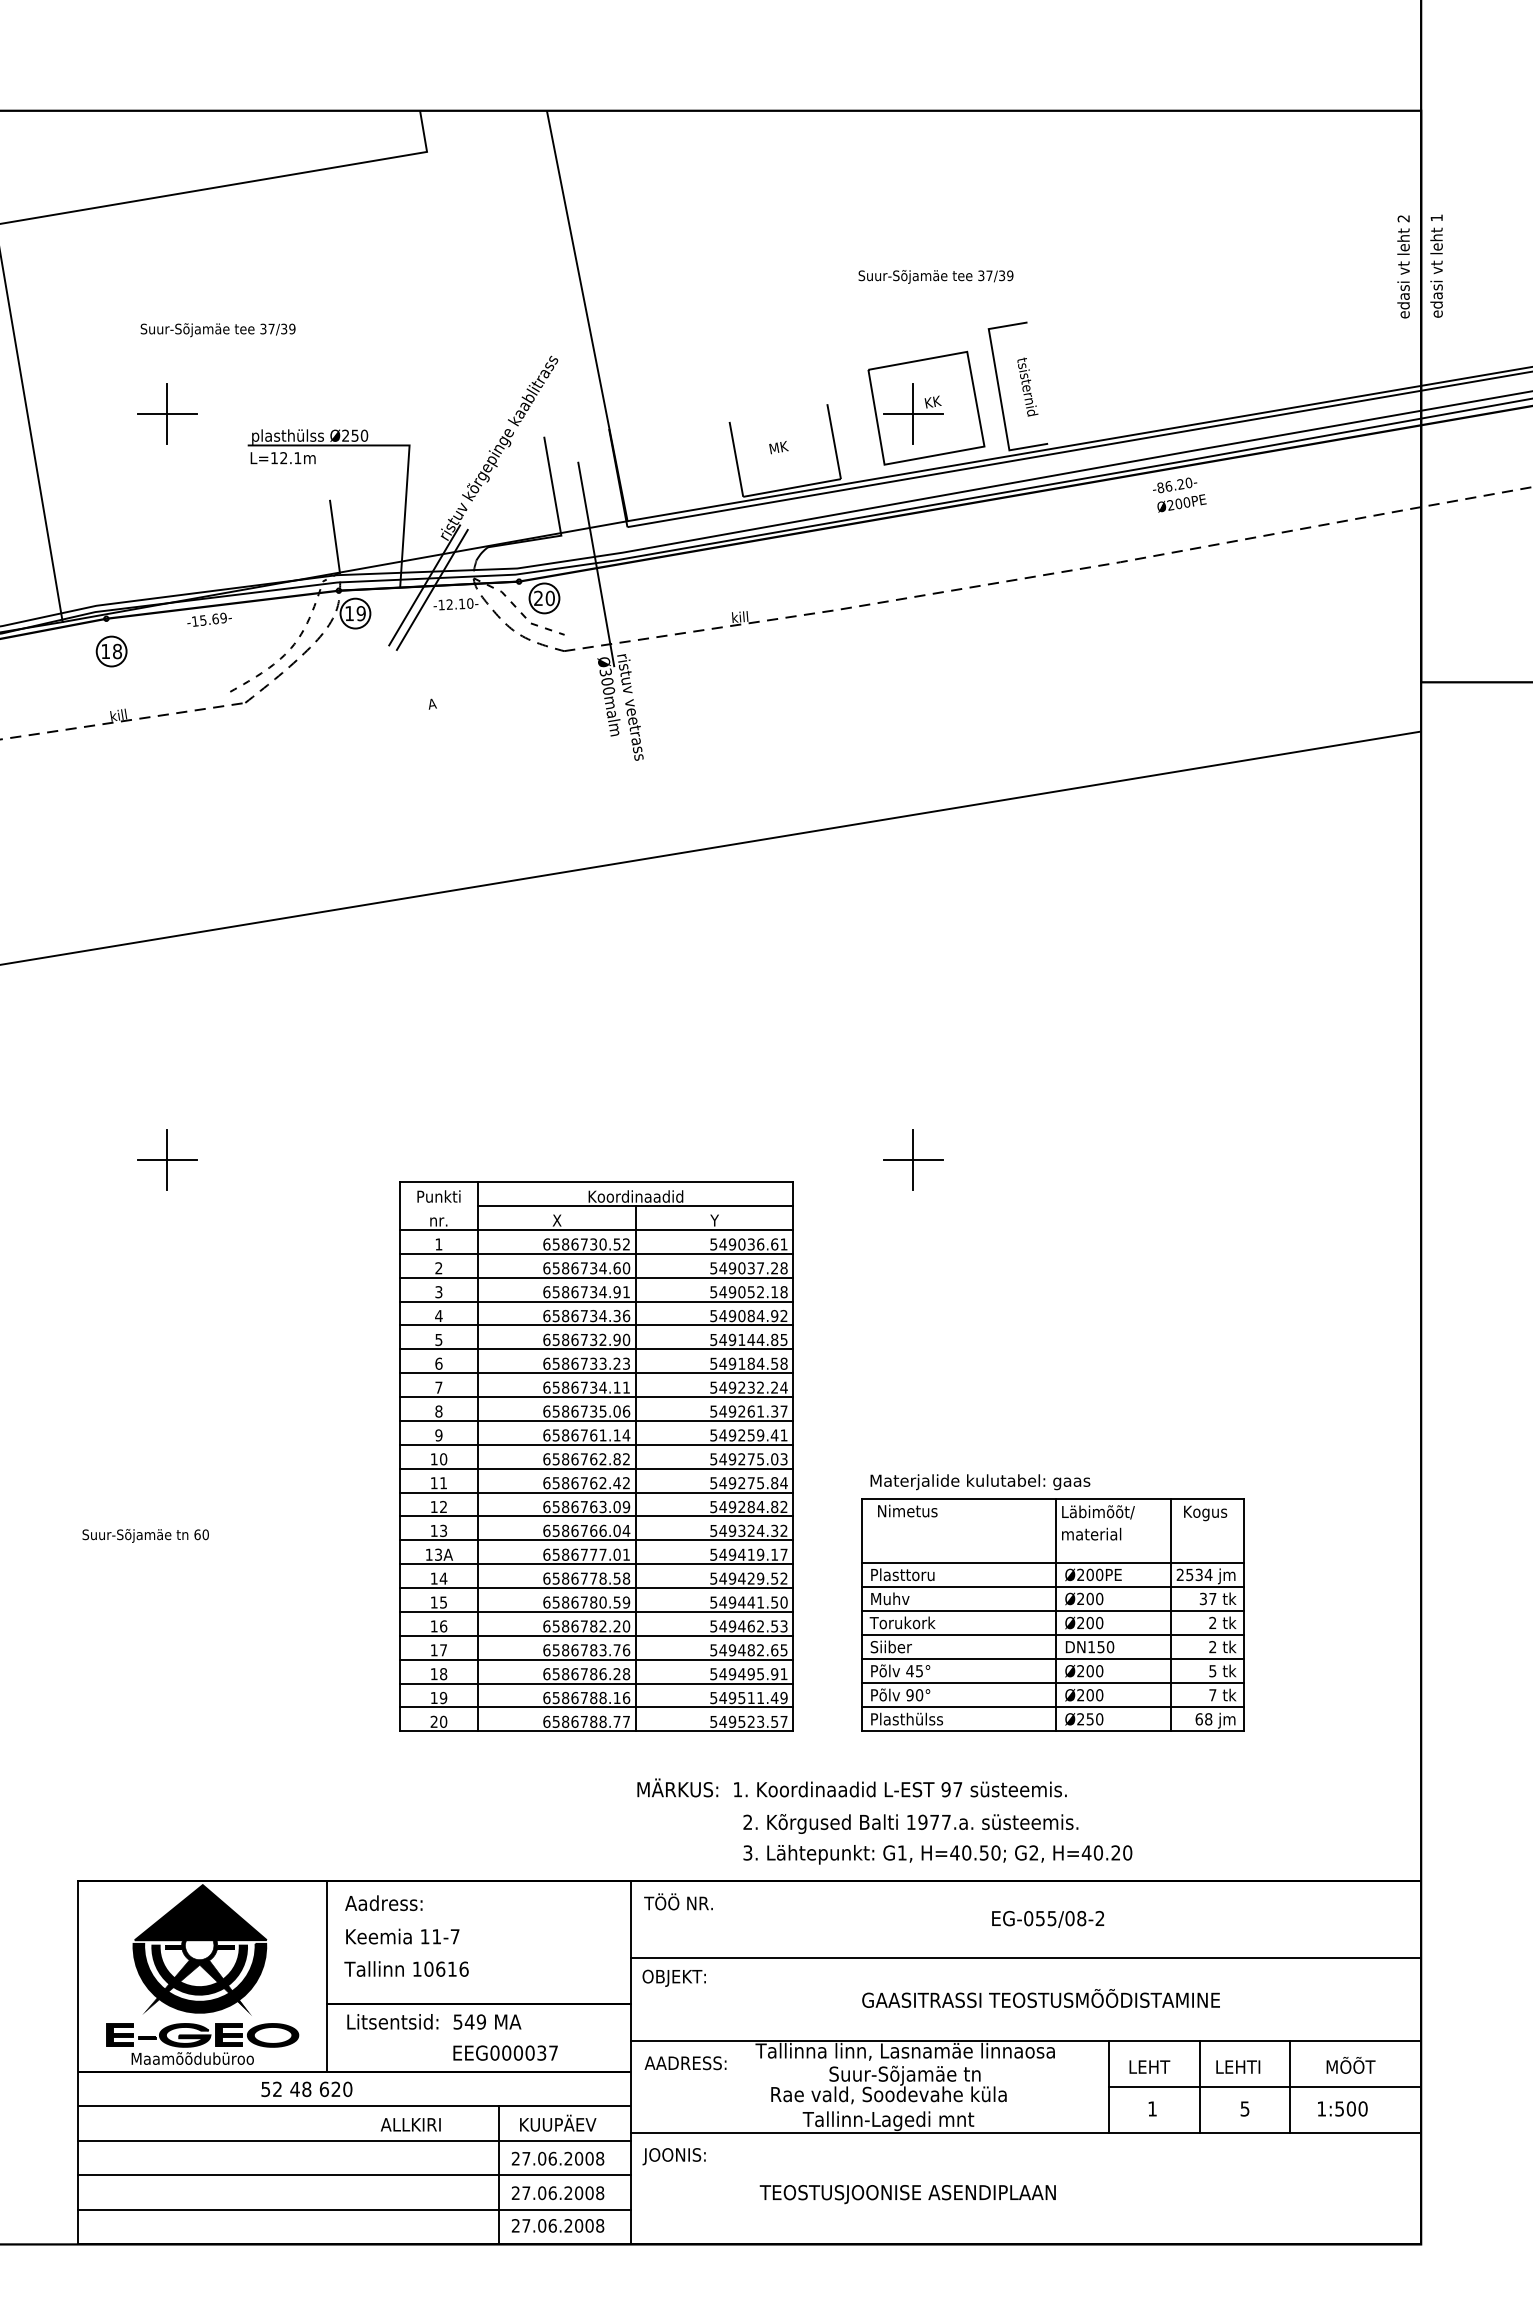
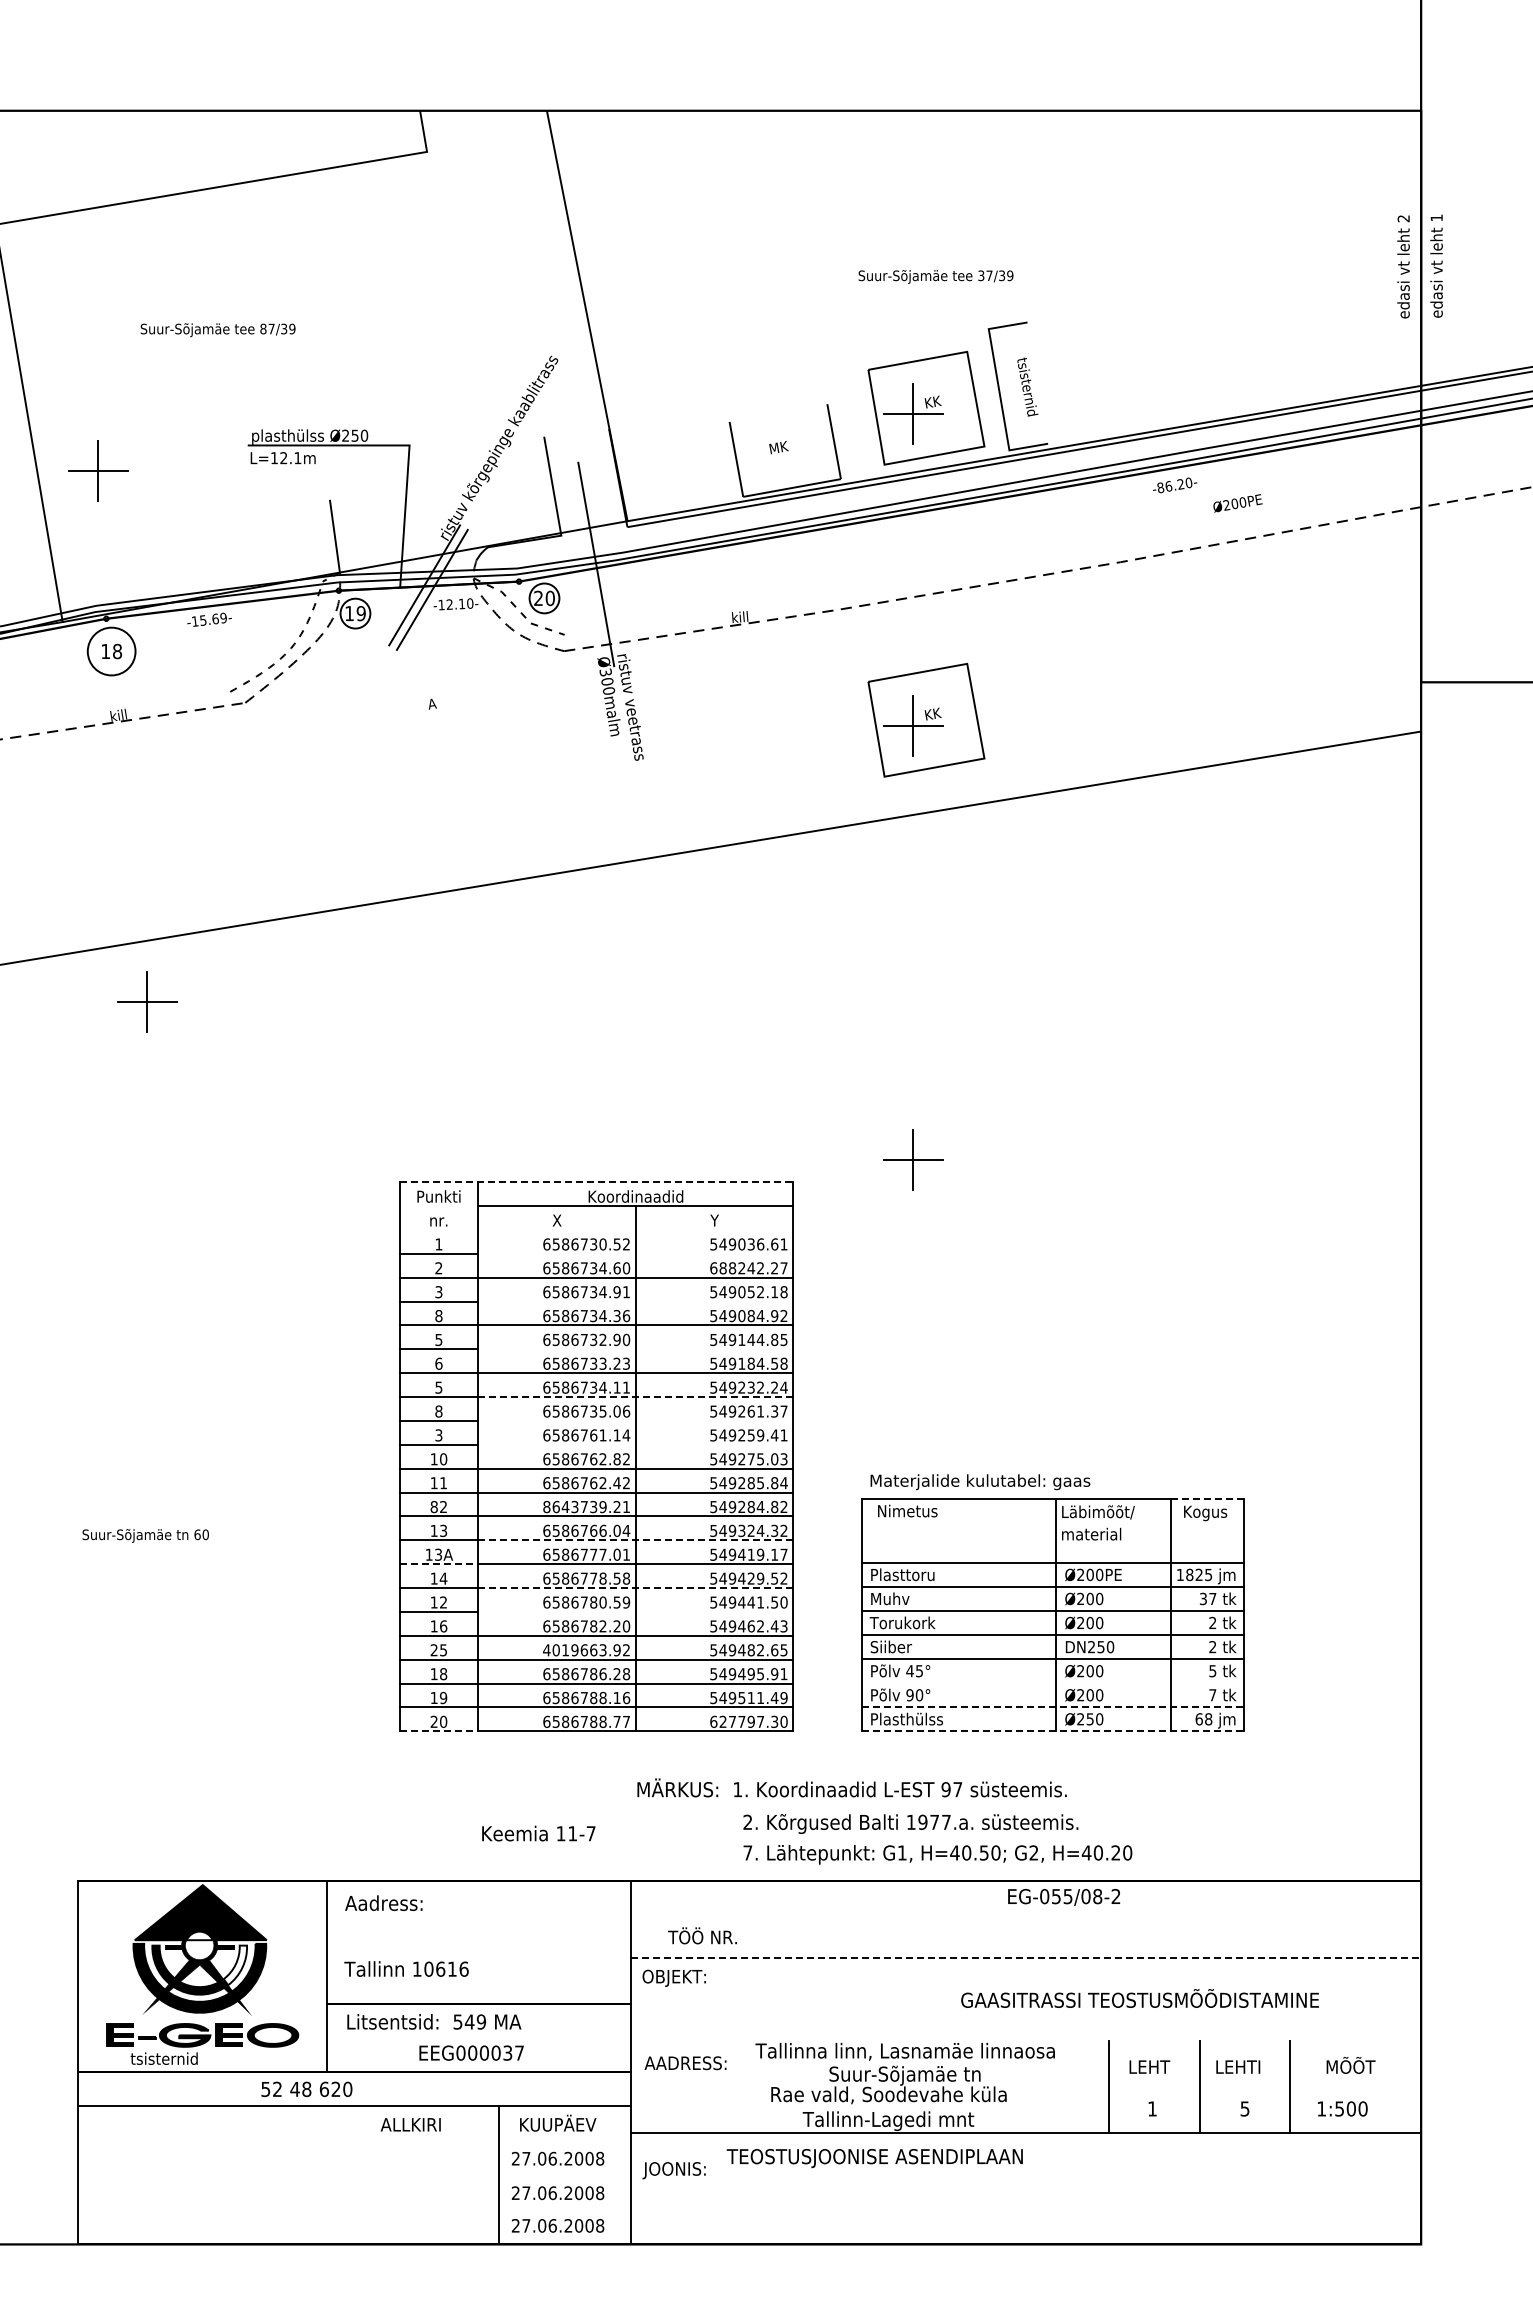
text: 37/39 -> 87/39 (263, 328)
part position: (167, 413) -> (98, 470) (98, 470)
text position: (1181, 503) -> (1237, 503) (1237, 503)
circle diameter: 30 px -> 48 px (111, 651)
part: none -> present (926, 719)
part position: (167, 1159) -> (147, 1001) (147, 1001)
line: solid -> dashed (596, 1182)
line: present -> none (596, 1229)
line: present -> none (635, 1253)
text: 549037.28 -> 688242.27 (748, 1268)
line: present -> none (635, 1301)
text: 4 -> 8 (438, 1316)
line: present -> none (635, 1349)
text: 7 -> 5 (438, 1387)
line: solid -> dashed (635, 1397)
line: present -> none (635, 1420)
text: 9 -> 3 (438, 1435)
line: present -> none (635, 1444)
text: 549275.84 -> 549285.84 (750, 1483)
line: solid -> dashed (1207, 1499)
text: 12 -> 82 (433, 1506)
text: 6586763.09 -> 8643739.21 (586, 1506)
line: solid -> dashed (635, 1540)
line: solid -> dashed (439, 1564)
text: 2534 -> 1825 (1194, 1574)
line: solid -> dashed (635, 1588)
text: 15 -> 12 (443, 1602)
line: present -> none (635, 1611)
text: 549462.53 -> 549462.43 (774, 1626)
text: DN150 -> DN250 (1091, 1647)
text: 17 -> 25 (438, 1650)
text: 6586783.76 -> 4019663.92 (586, 1650)
line: present -> none (1052, 1683)
line: solid -> dashed (1052, 1707)
text: 549523.57 -> 627797.30 (748, 1721)
line: solid -> dashed (439, 1731)
line: solid -> dashed (1052, 1731)
text: 3. -> 7. (747, 1852)
text position: (678, 1901) -> (702, 1935) (702, 1935)
text position: (1048, 1919) -> (1064, 1897) (1064, 1897)
fill: present -> none (199, 1935)
text position: (402, 1936) -> (538, 1833) (538, 1833)
line: solid -> dashed (1026, 1957)
fill: present -> none (235, 1965)
text position: (1040, 1998) -> (1139, 1998) (1139, 1998)
line: present -> none (1025, 2041)
text position: (505, 2052) -> (471, 2052) (471, 2052)
text: Maamõõdubüroo -> tsisternid (191, 2058)
line: present -> none (1265, 2086)
line: present -> none (354, 2140)
text position: (673, 2156) -> (673, 2170) (673, 2170)
line: present -> none (354, 2175)
text position: (907, 2194) -> (874, 2158) (874, 2158)
line: present -> none (354, 2209)
